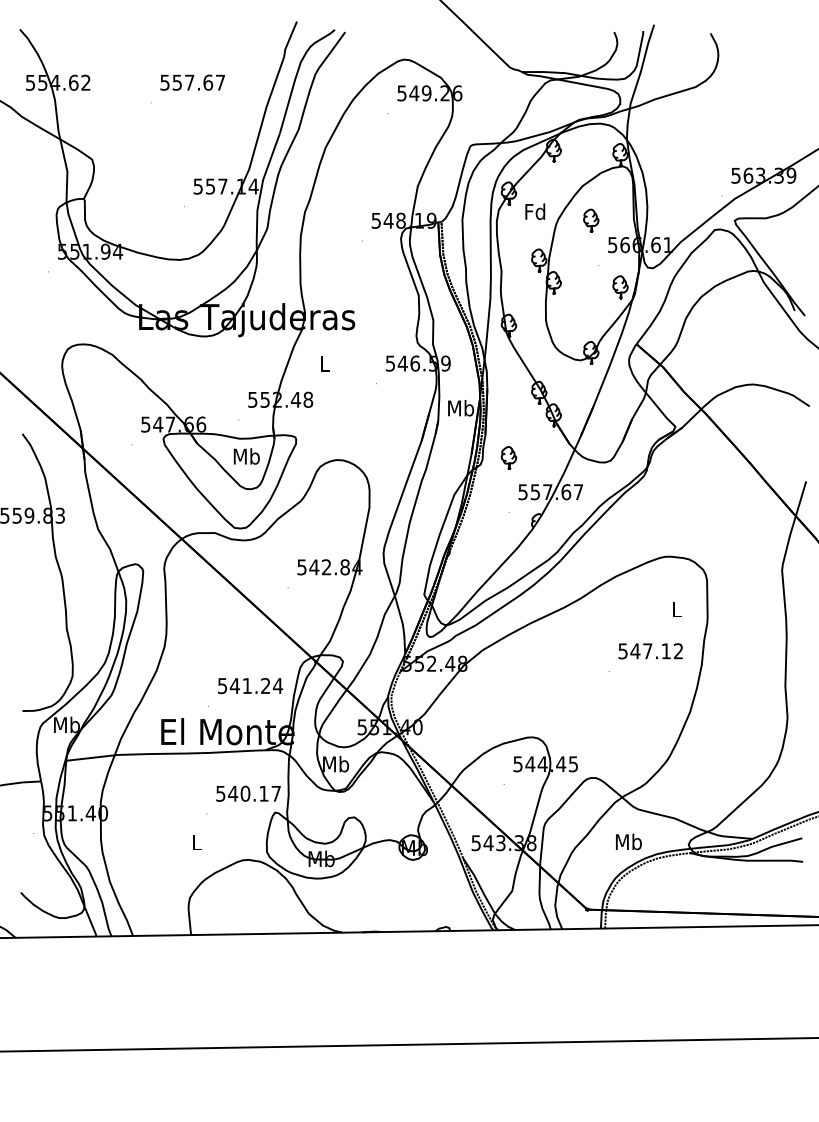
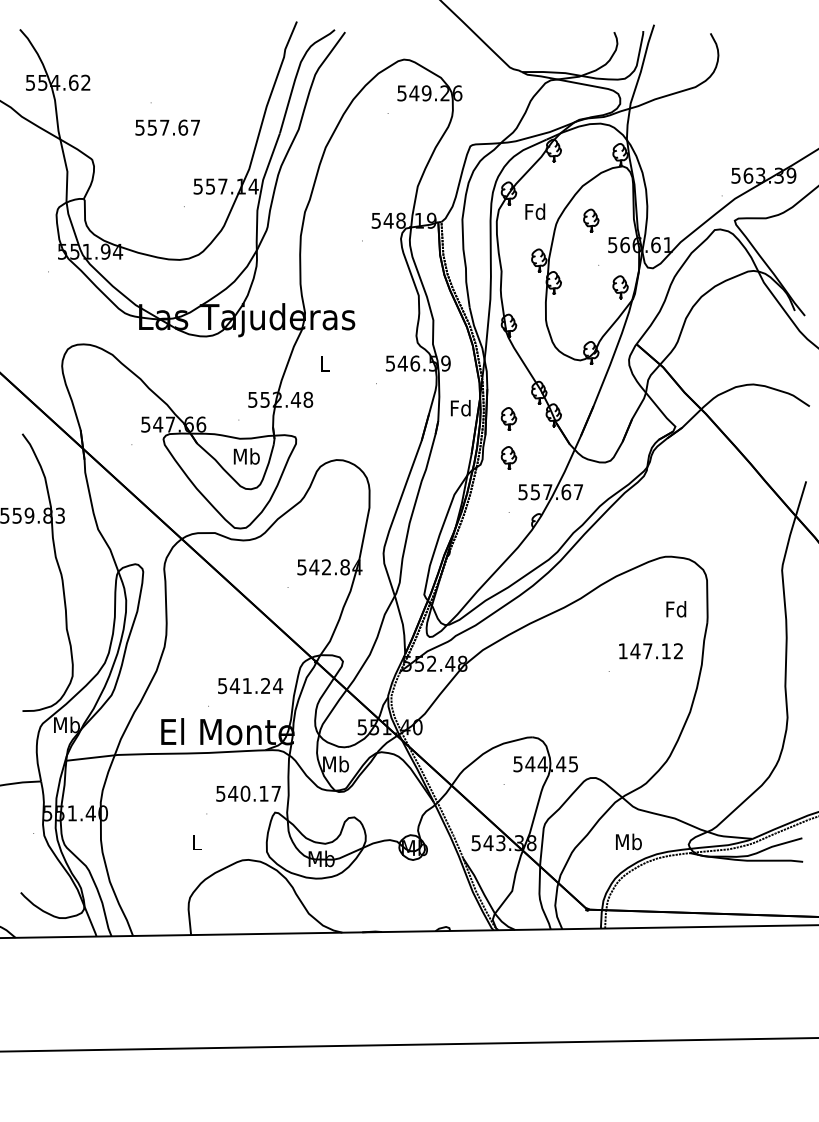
text position: (192, 82) -> (167, 127) (167, 127)
text: Mb -> Fd (461, 408)
part: none -> present (508, 418)
text: L -> Fd (676, 609)
text: 547.12 -> 147.12 (622, 651)
